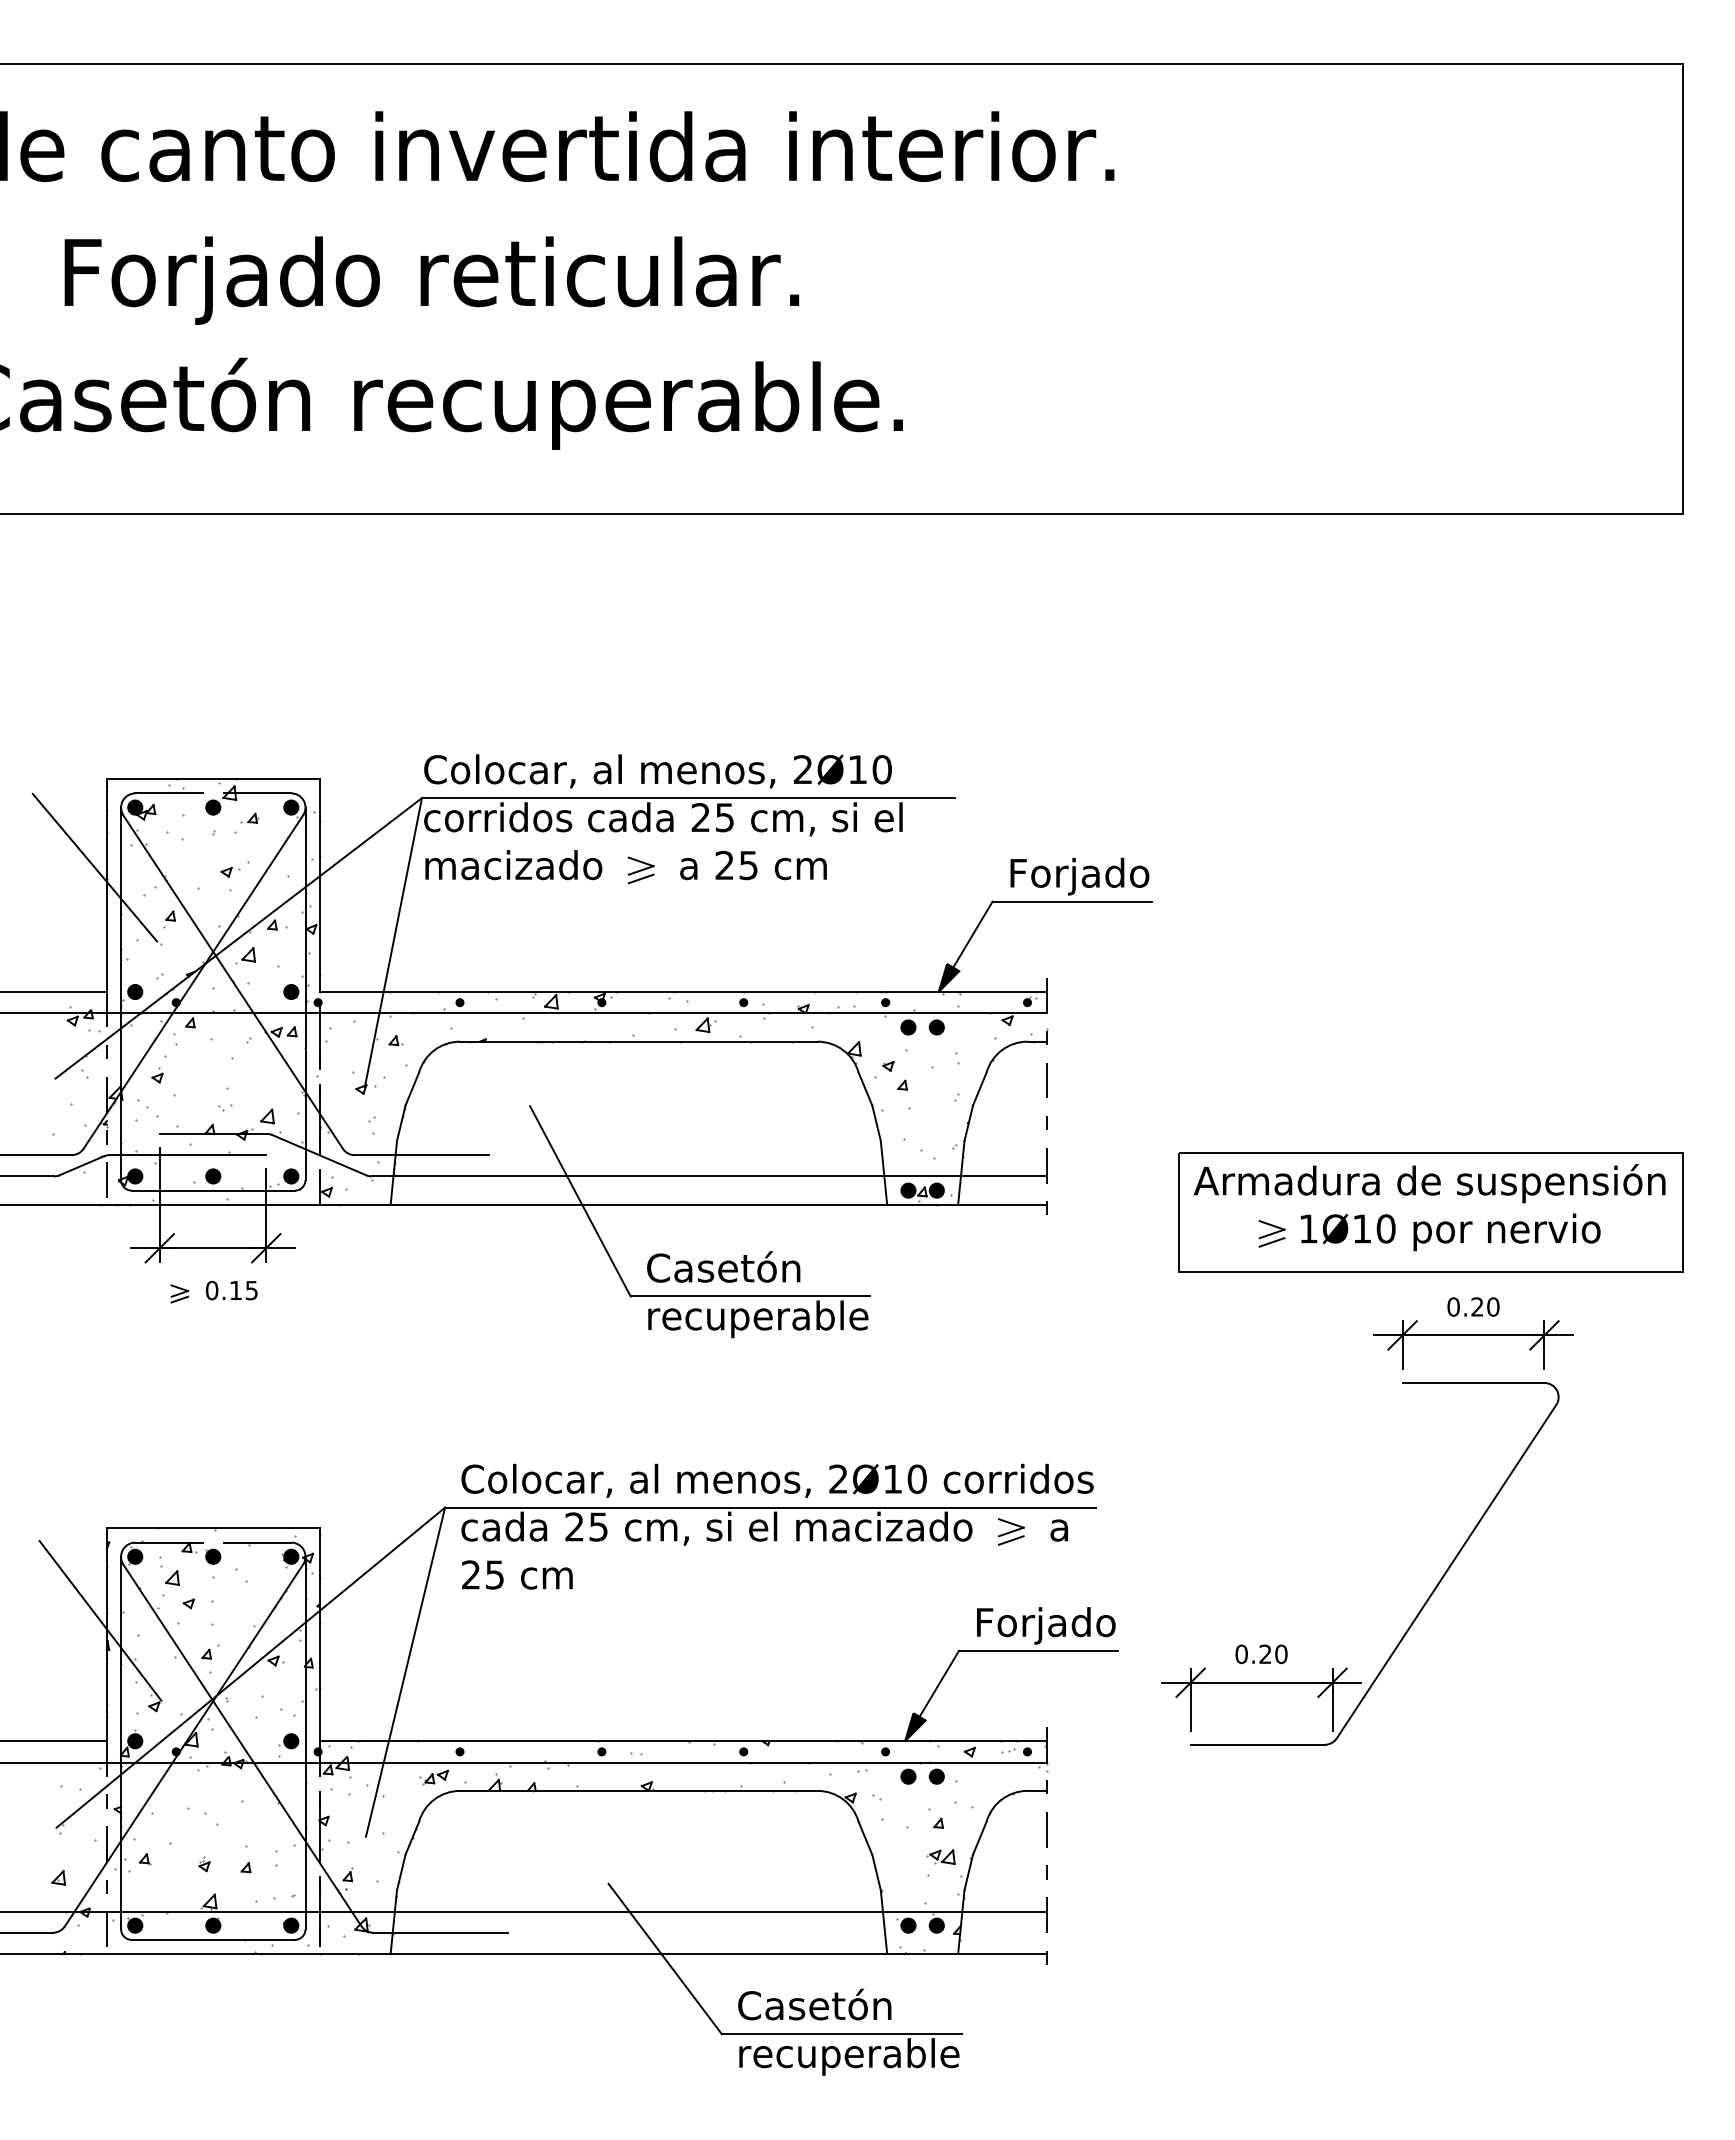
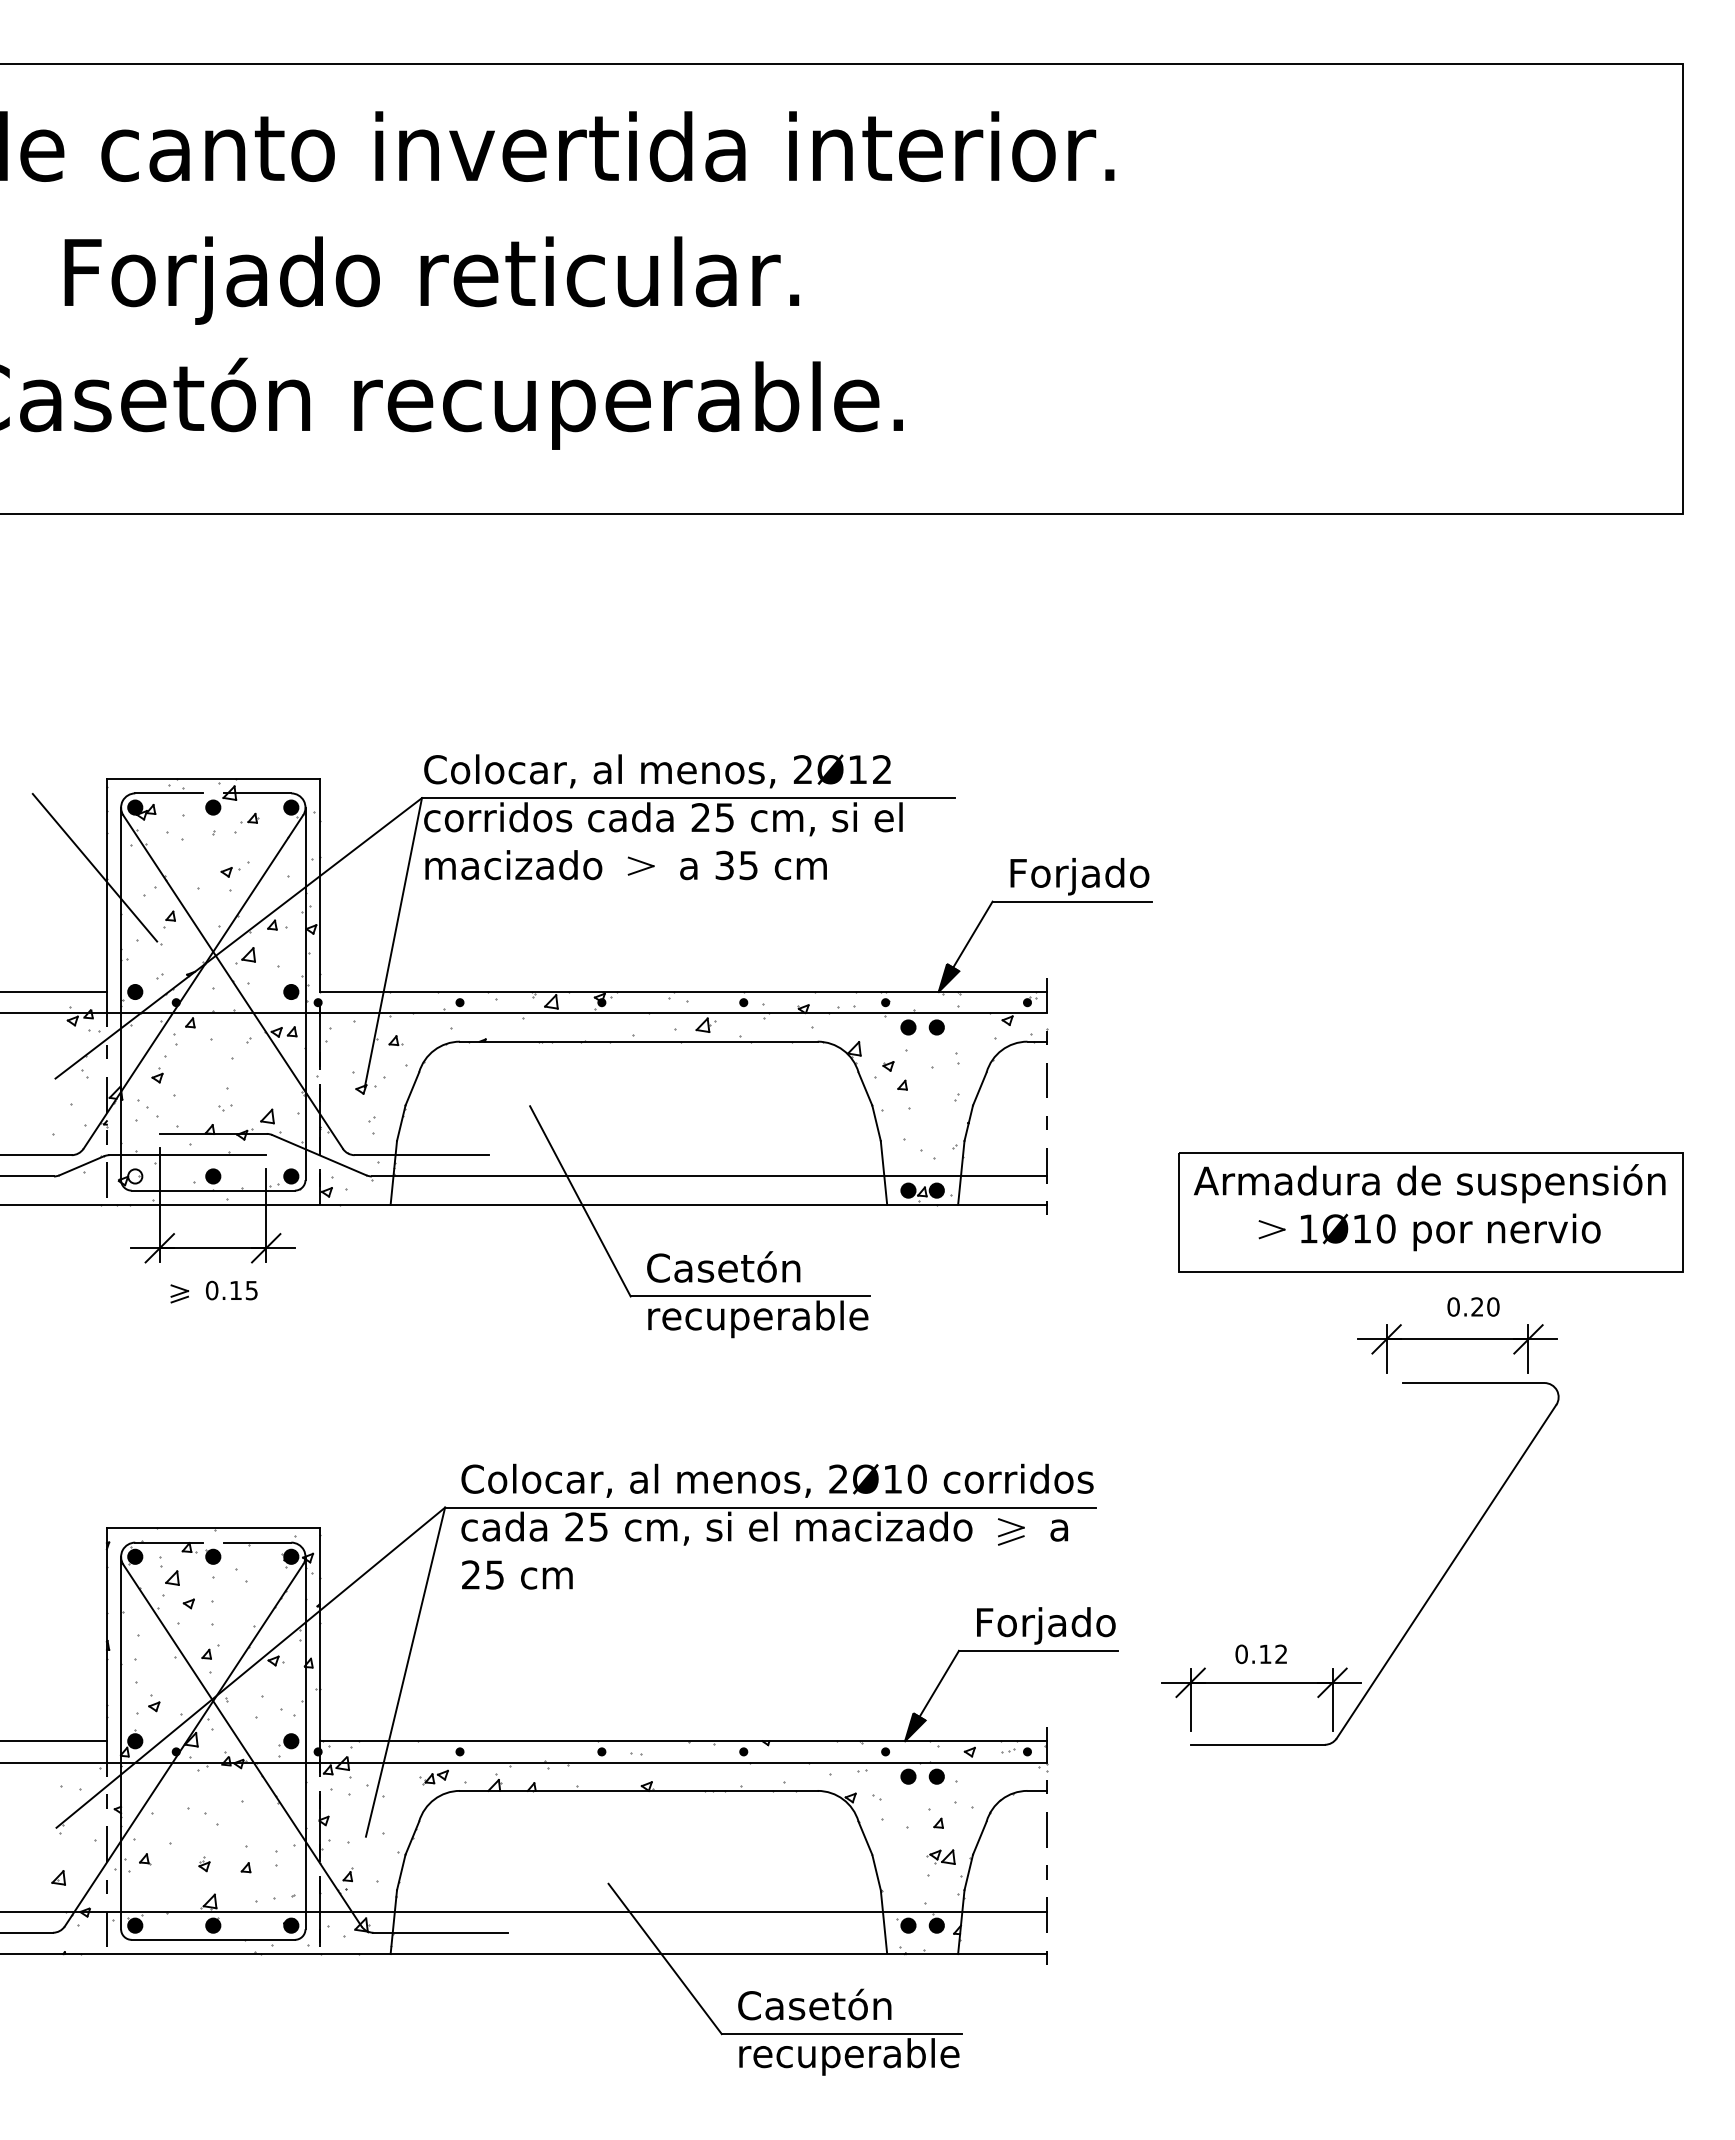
text: 2Ø10 -> 2Ø12 (881, 769)
text: 25 -> 35 (724, 865)
line: present -> none (640, 878)
fill: present -> none (135, 1176)
line: present -> none (1271, 1242)
part position: (1473, 1335) -> (1457, 1339) (1457, 1339)
line: present -> none (100, 1620)
text: 0.20 -> 0.12 (1273, 1654)
